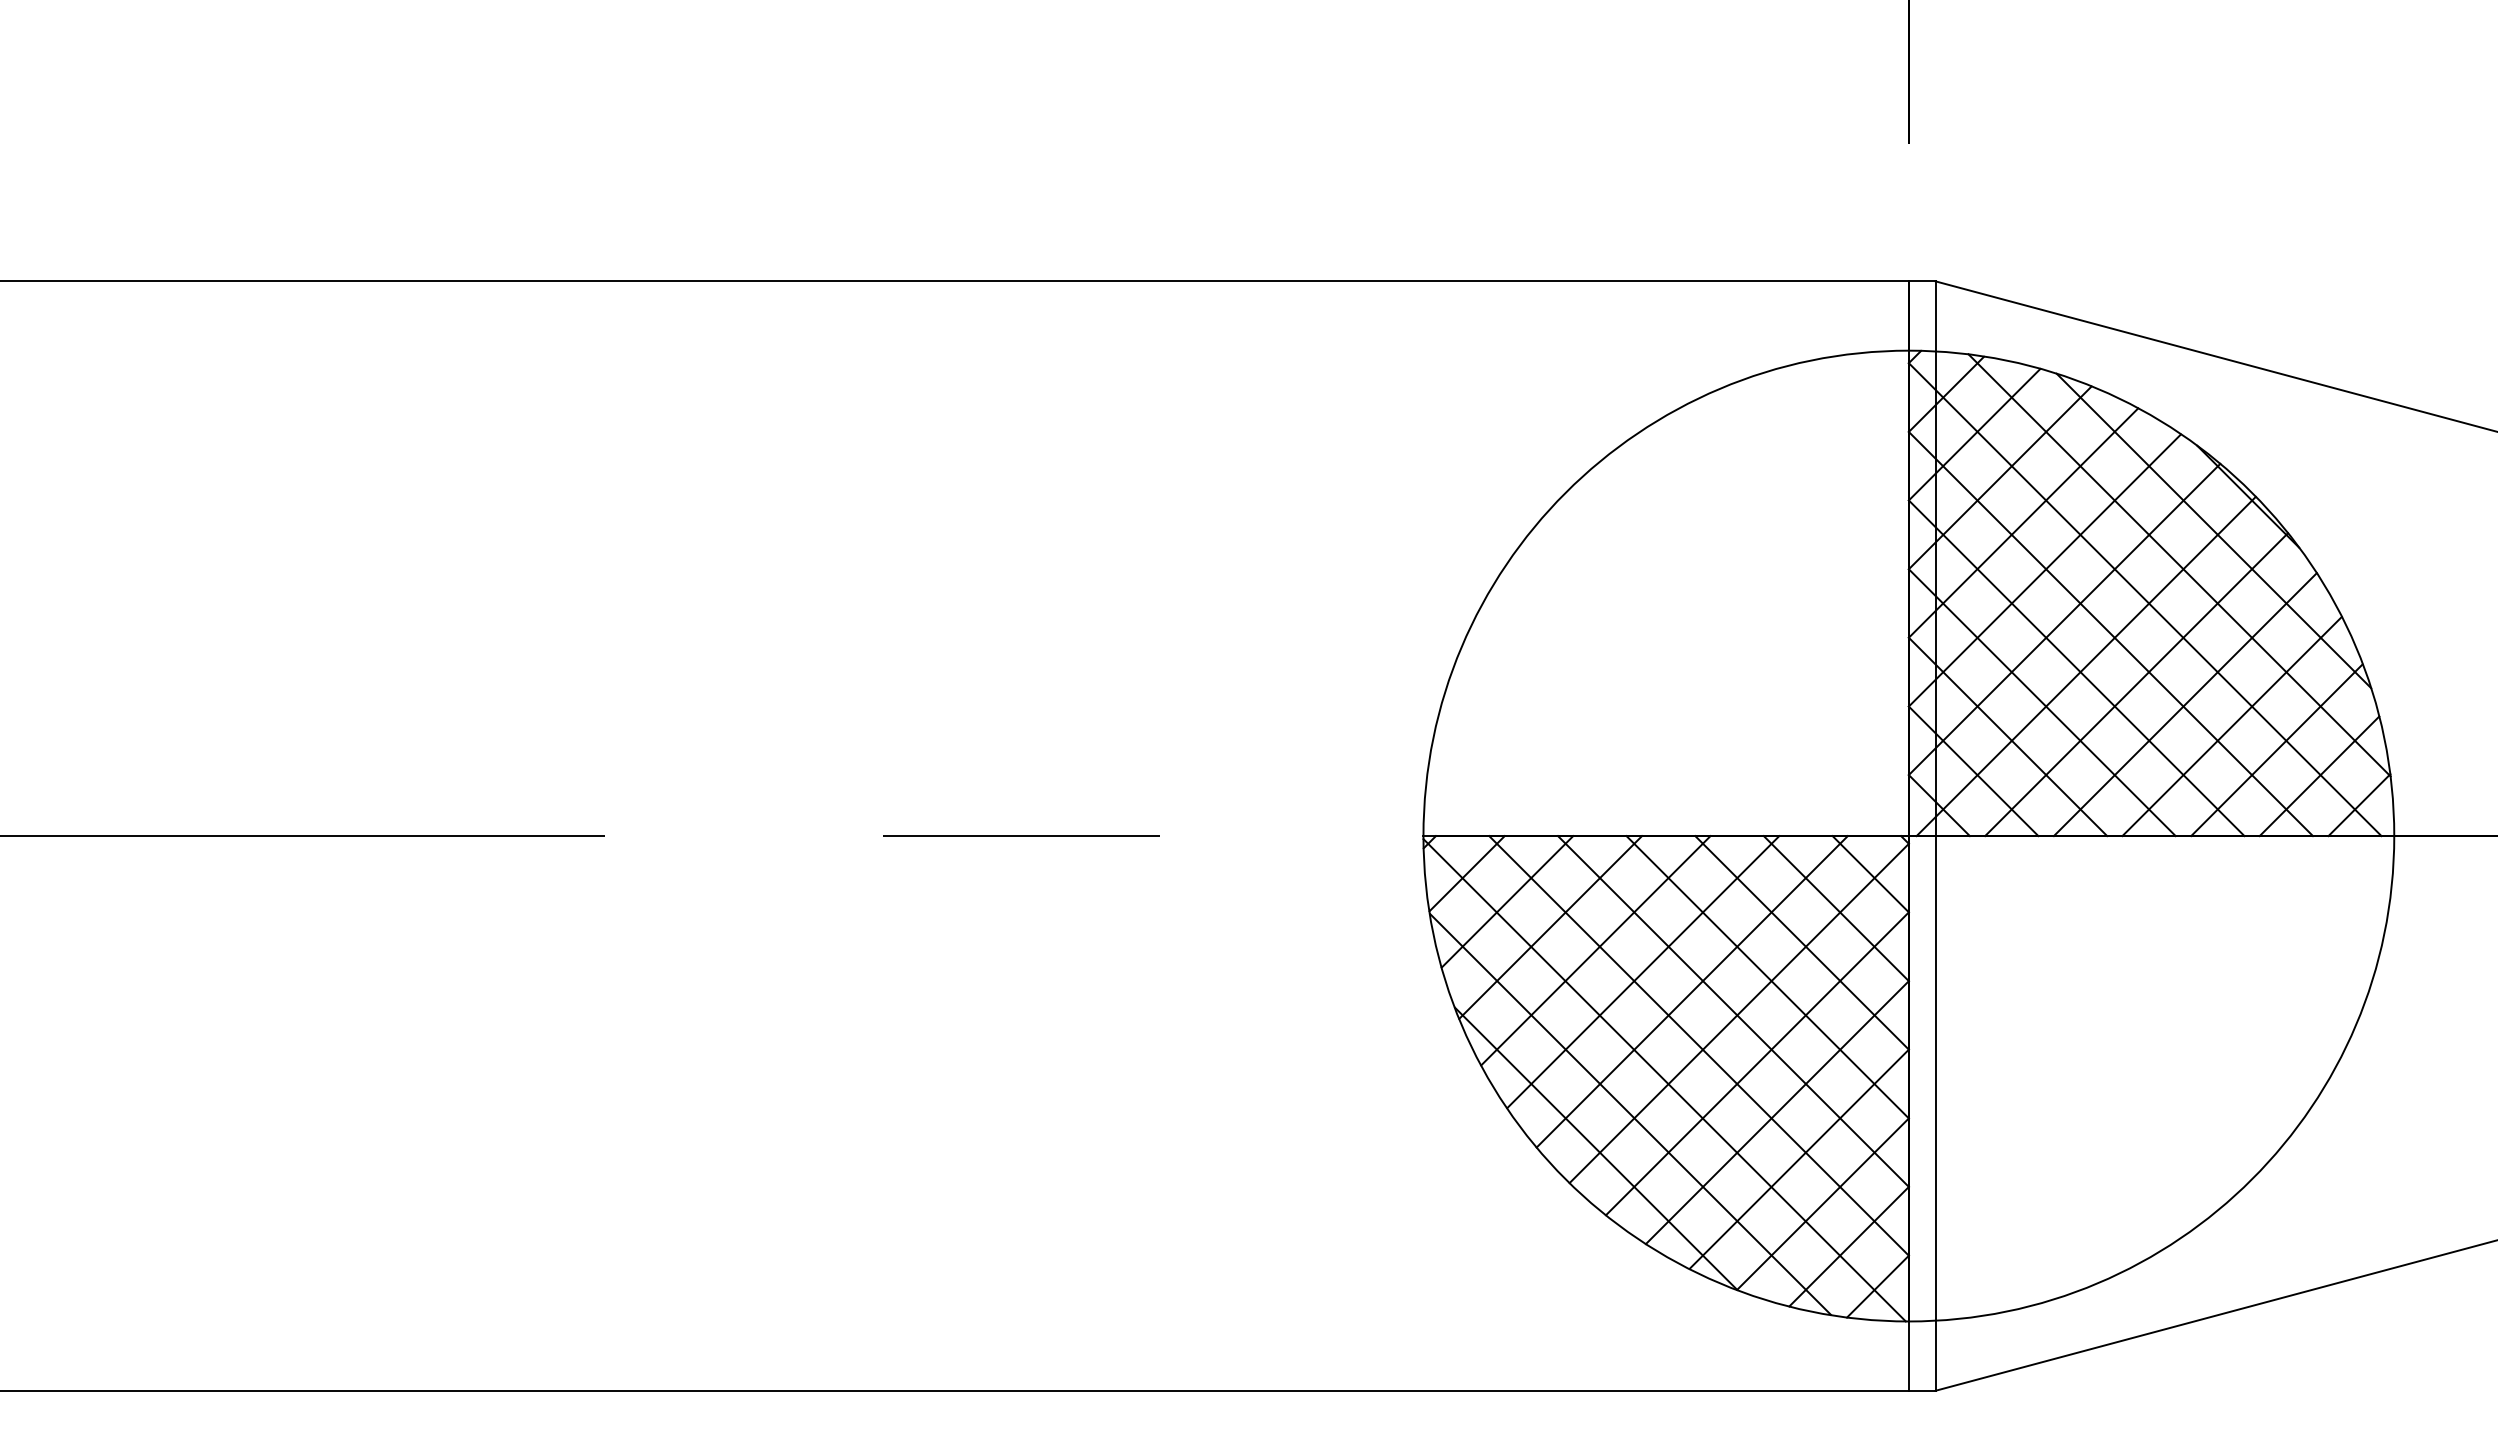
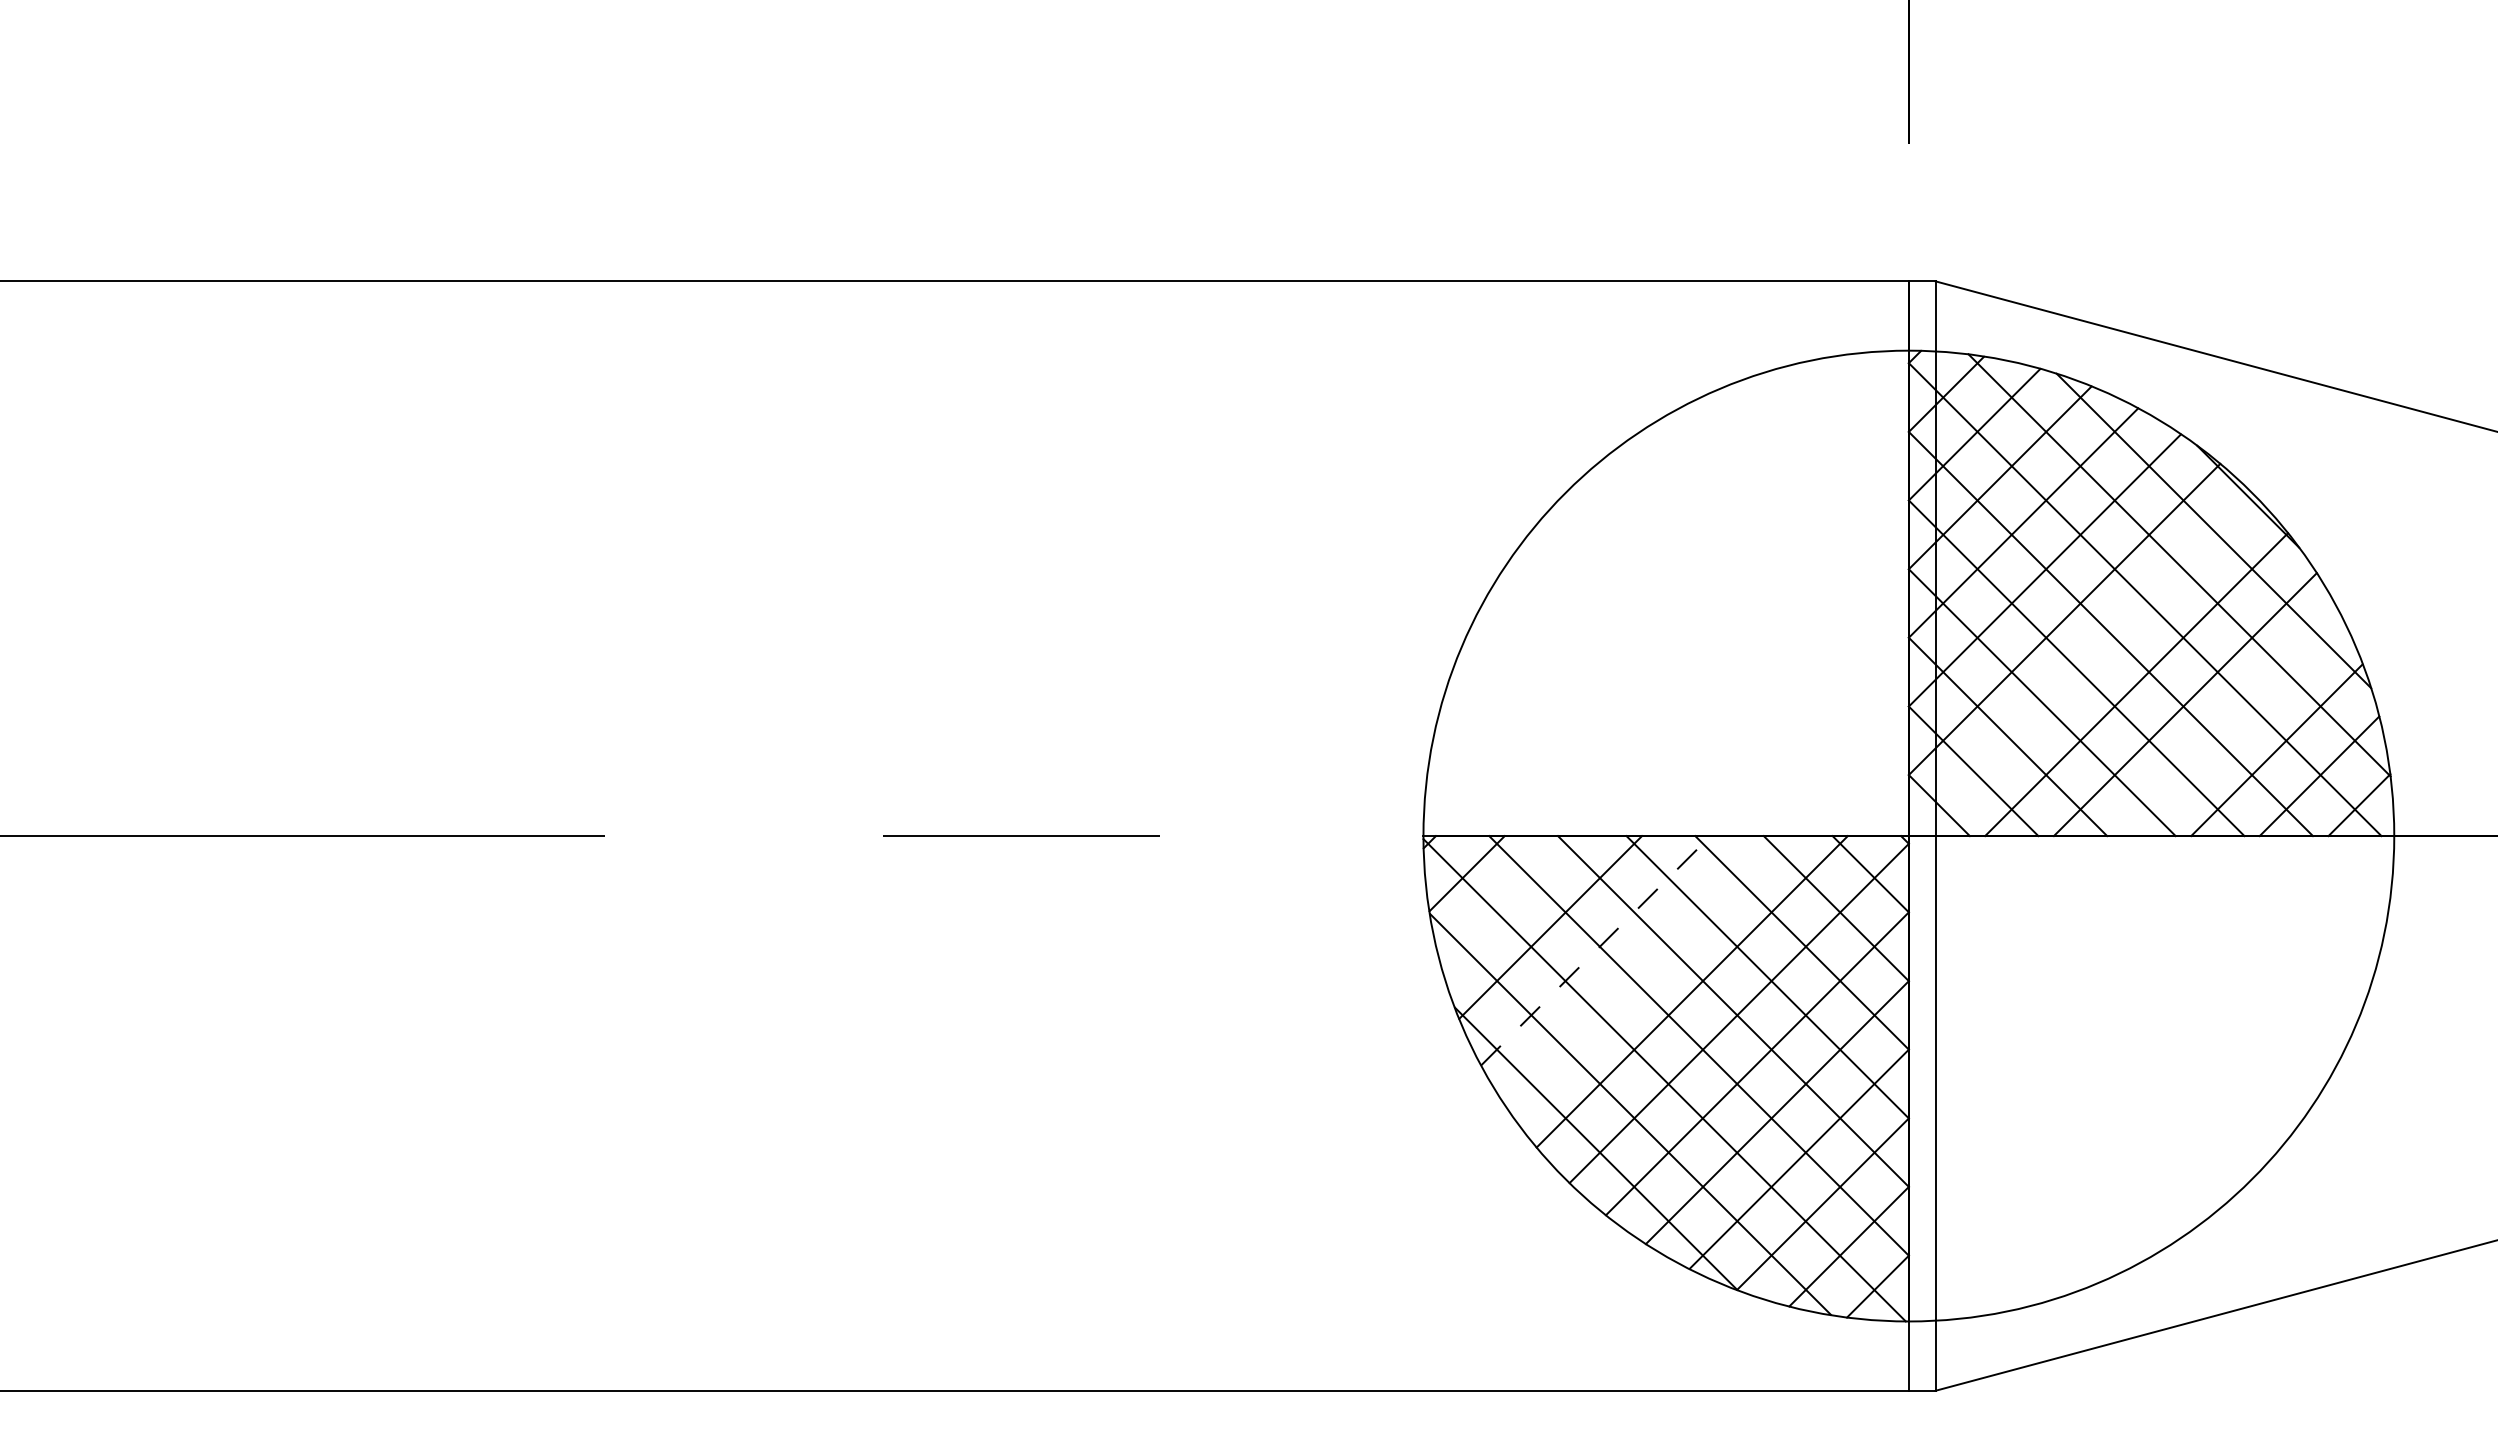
line: present -> none (2085, 666)
line: present -> none (2231, 726)
line: present -> none (1507, 901)
line: solid -> dashed (1596, 950)
line: present -> none (1643, 972)
